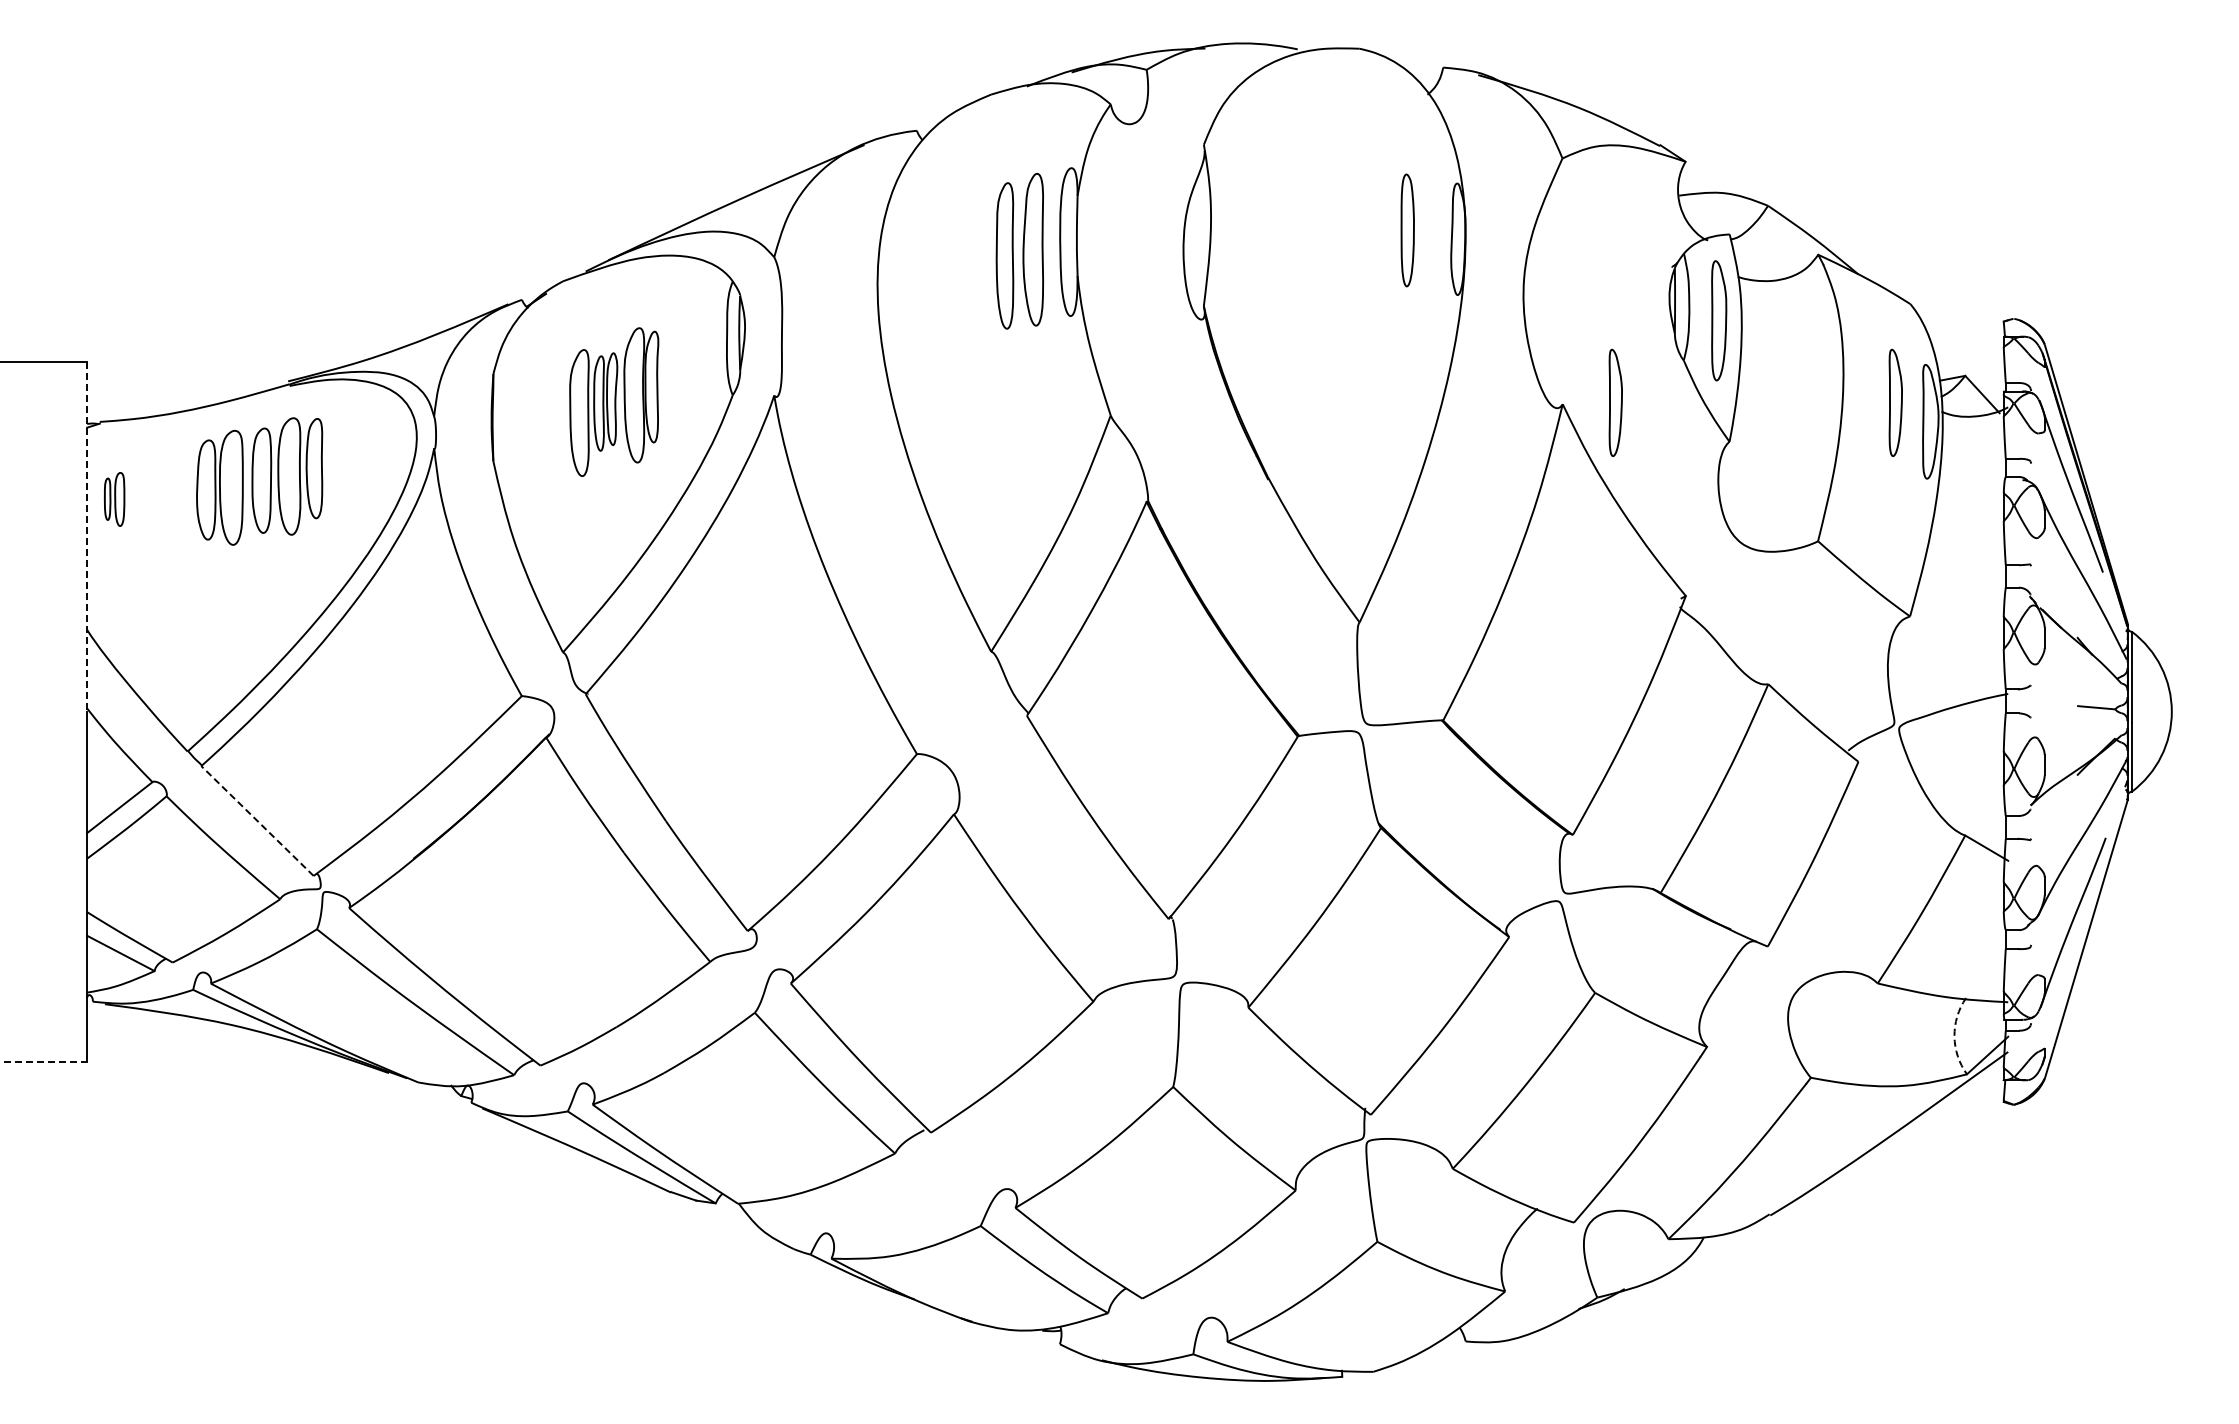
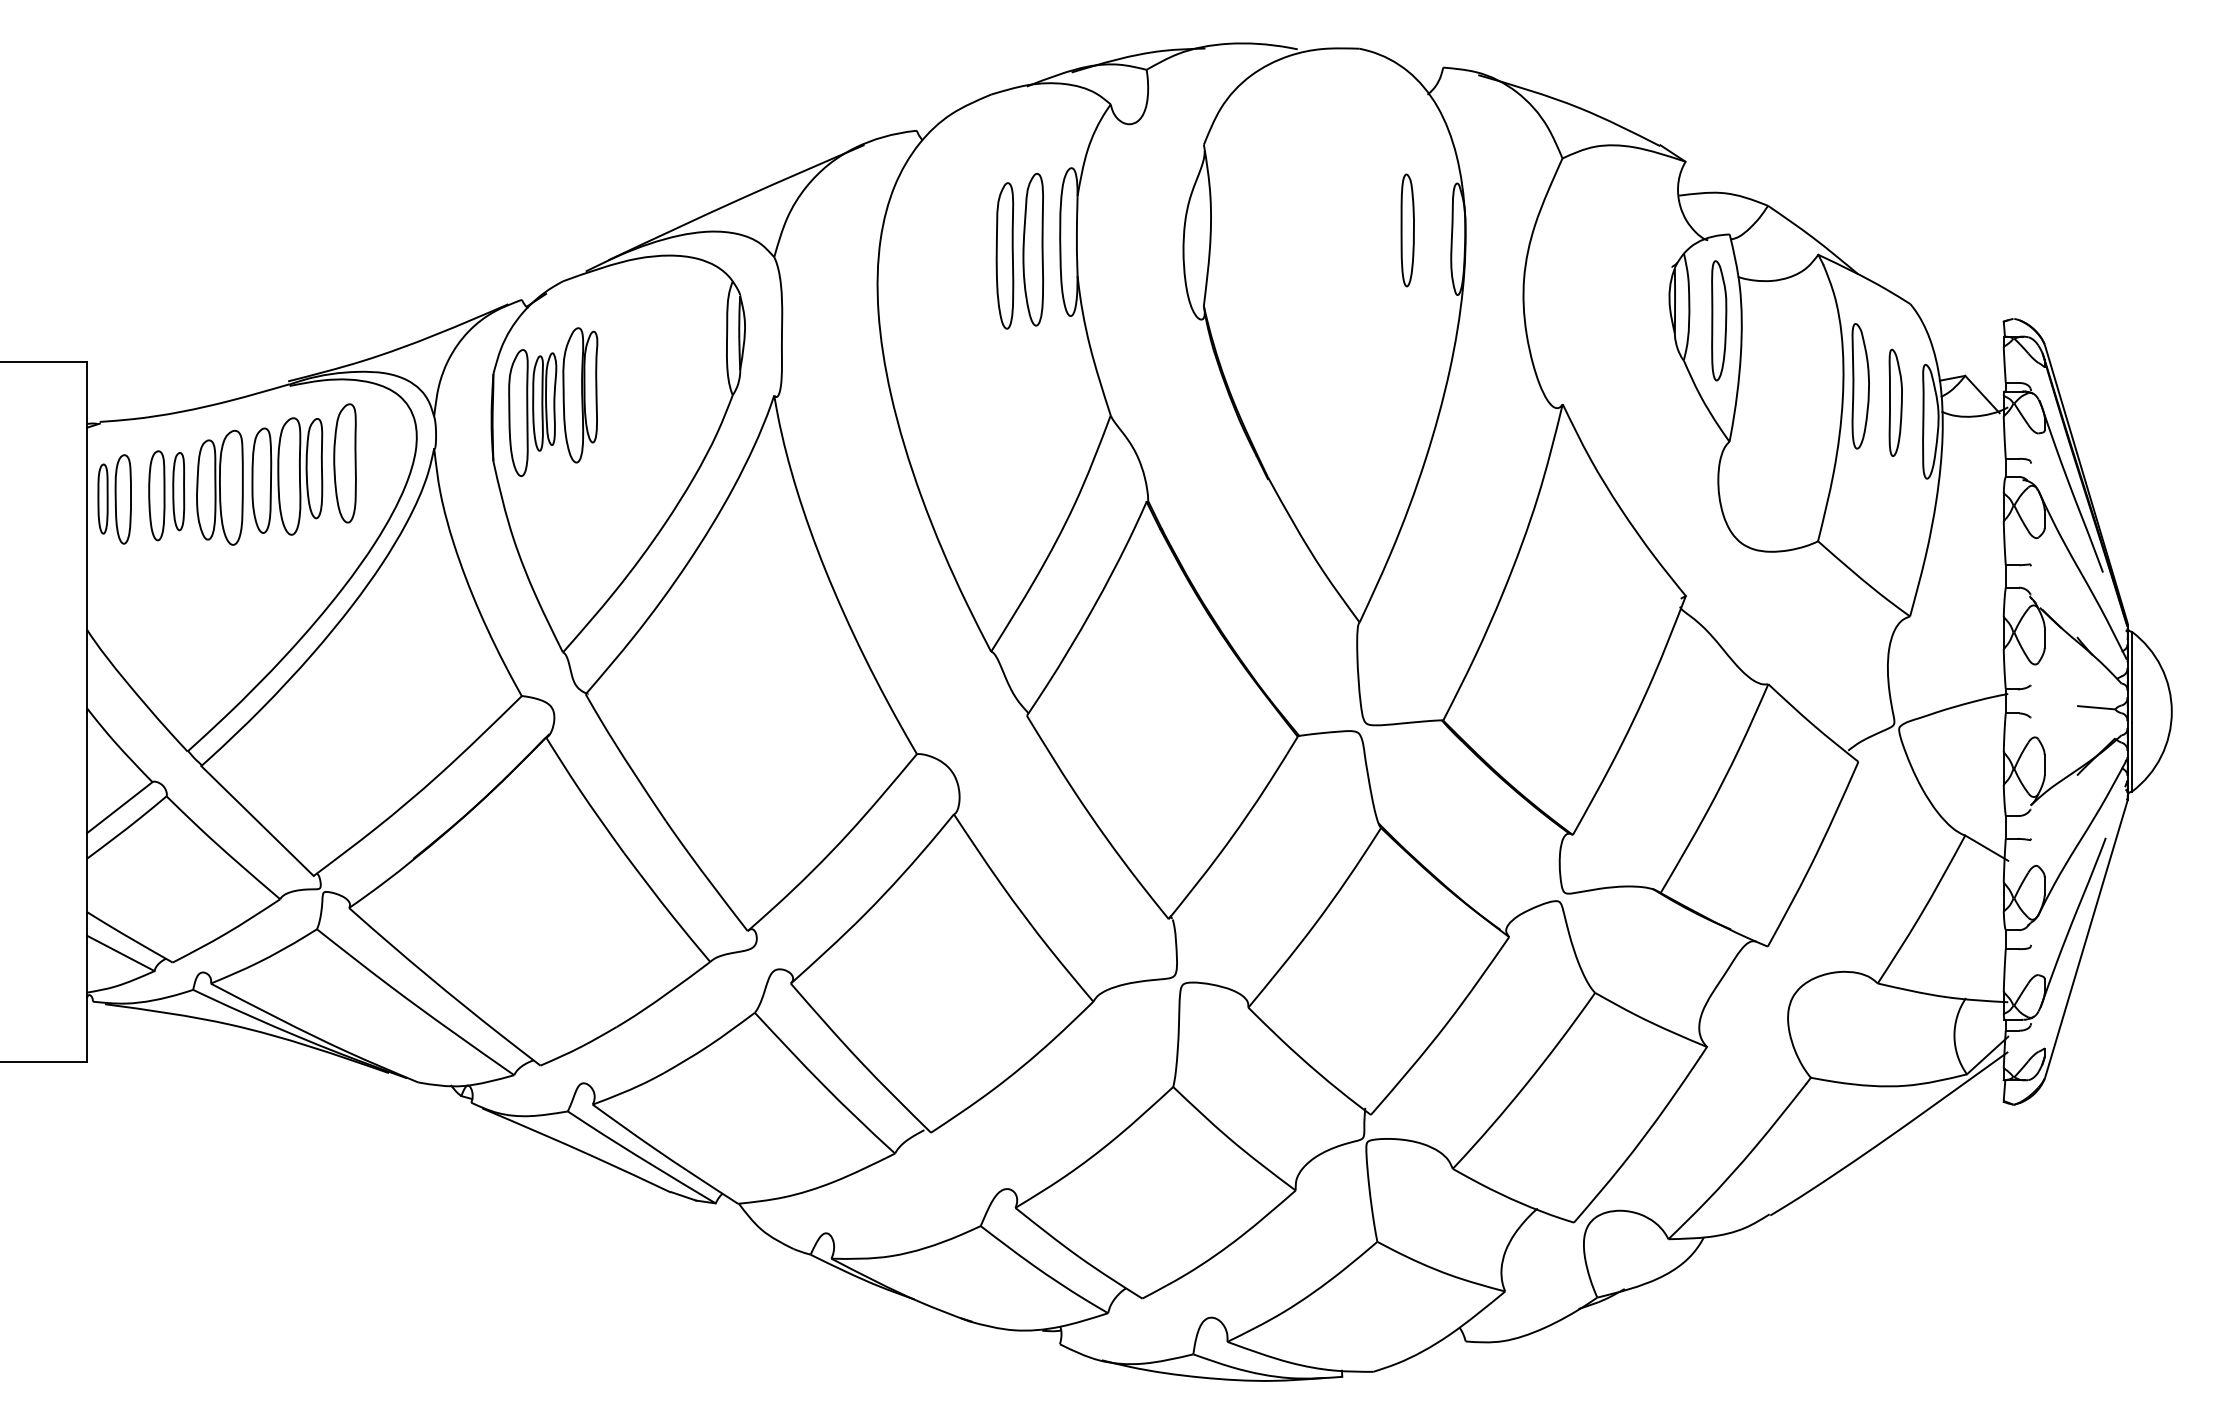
part: none -> present (1860, 386)
part position: (614, 401) -> (553, 401) (553, 401)
part: present -> none (1615, 402)
part: none -> present (344, 463)
part: none -> present (166, 495)
part size: 22x55 px -> 35x91 px (114, 499)
line: dashed -> solid (87, 537)
line: dashed -> solid (257, 821)
arc: dashed -> solid (1954, 1036)
line: dashed -> solid (44, 1061)
